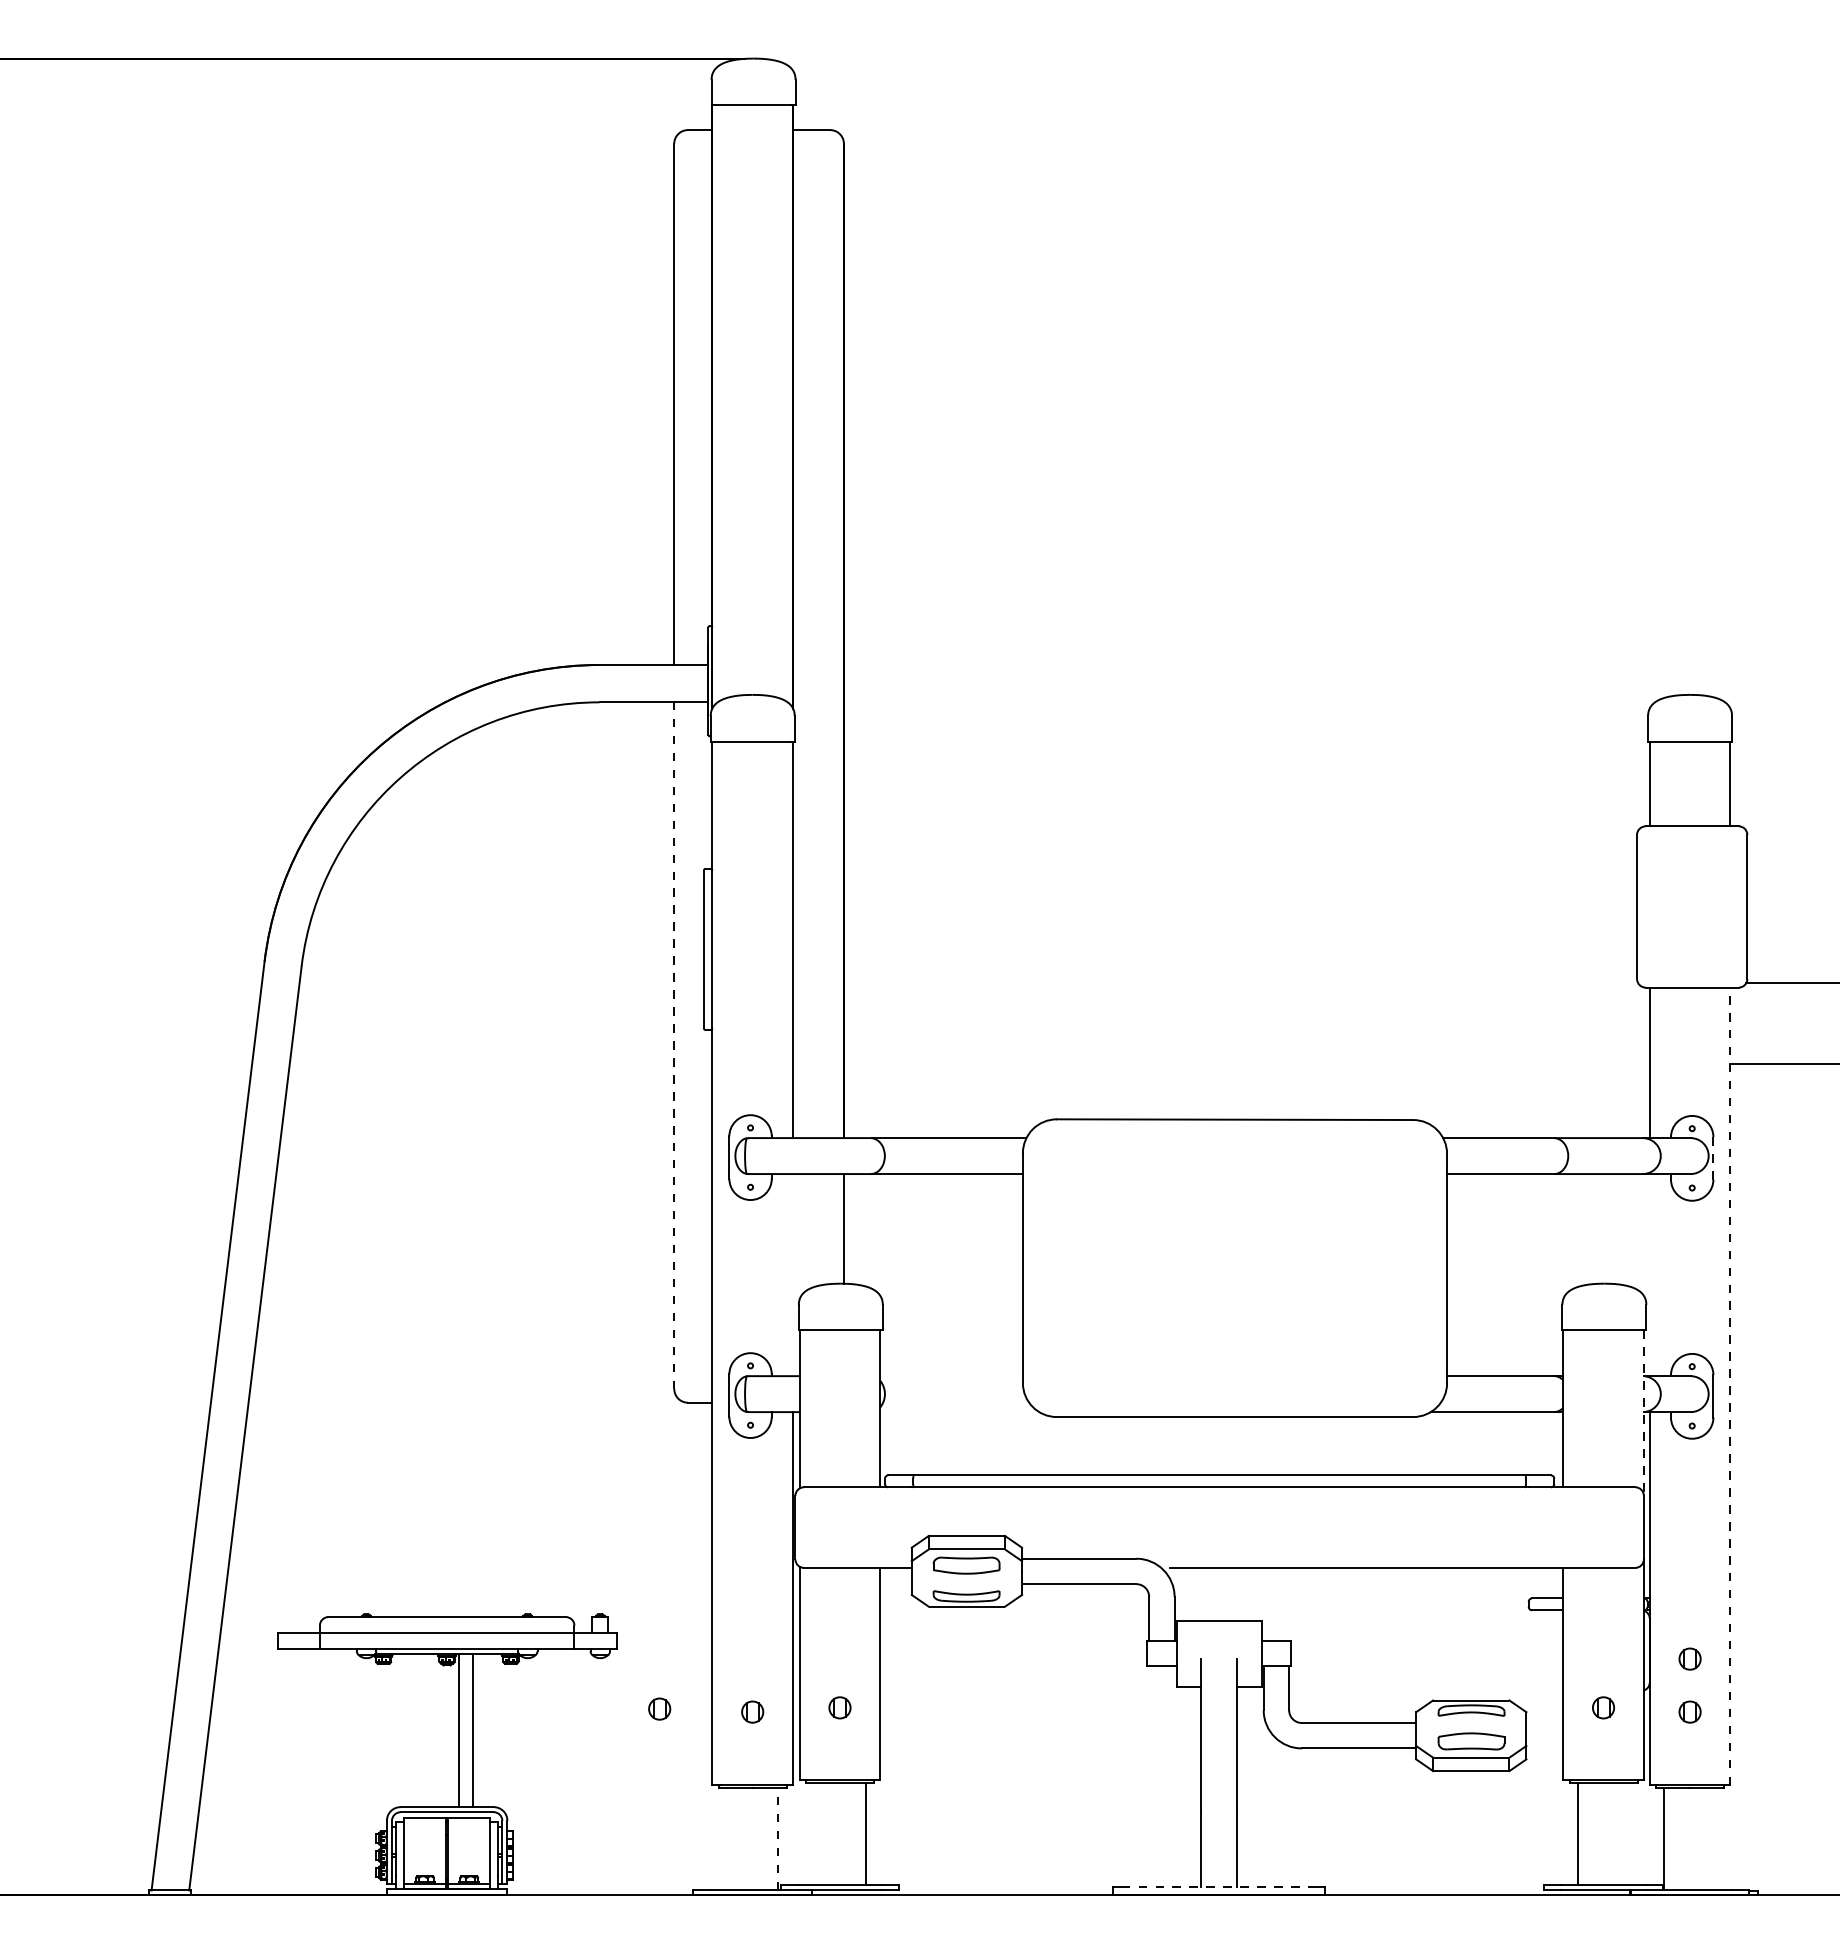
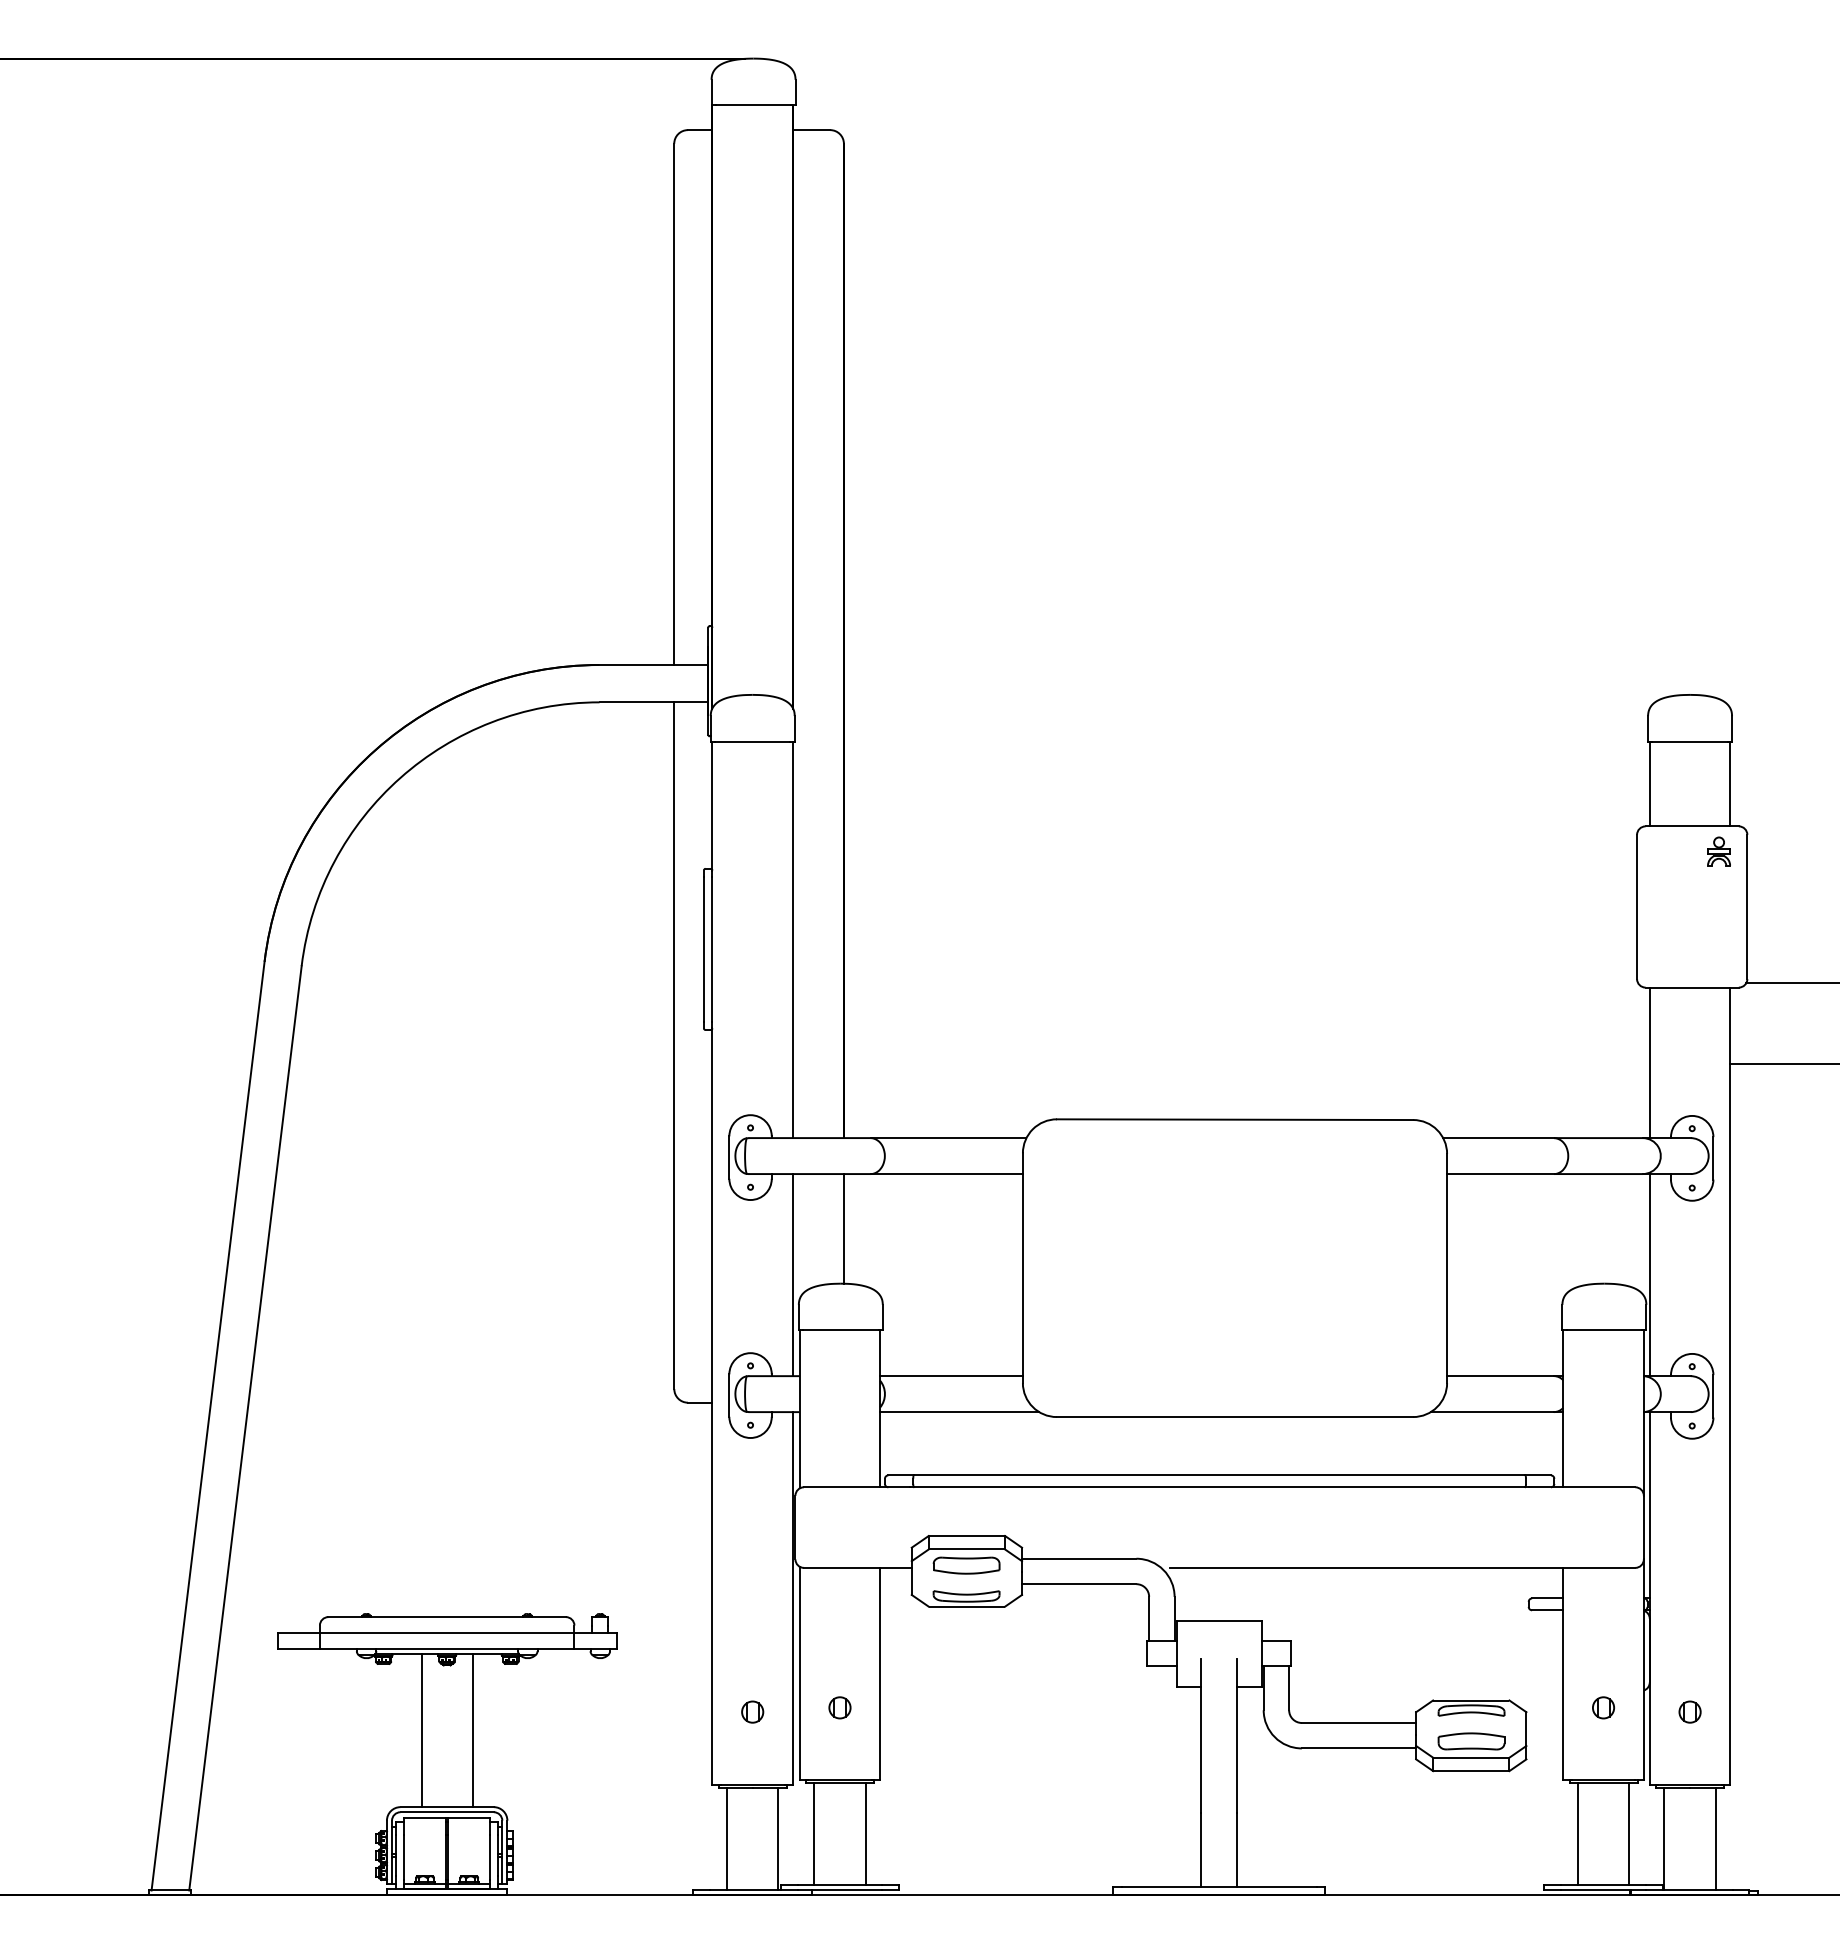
part: none -> present (1718, 851)
line: dashed -> solid (674, 1045)
line: dashed -> solid (1713, 1157)
line: none -> present (792, 1275)
line: none -> present (1649, 1275)
line: none -> present (951, 1376)
line: dashed -> solid (1730, 1386)
line: none -> present (959, 1412)
line: dashed -> solid (1643, 1413)
part: present -> none (1689, 1658)
part: present -> none (659, 1708)
line position: (458, 1730) -> (421, 1730) (421, 1730)
line: none -> present (814, 1834)
line: none -> present (1629, 1834)
line: none -> present (727, 1839)
line: dashed -> solid (778, 1839)
line: none -> present (1715, 1839)
line: dashed -> solid (1219, 1886)
